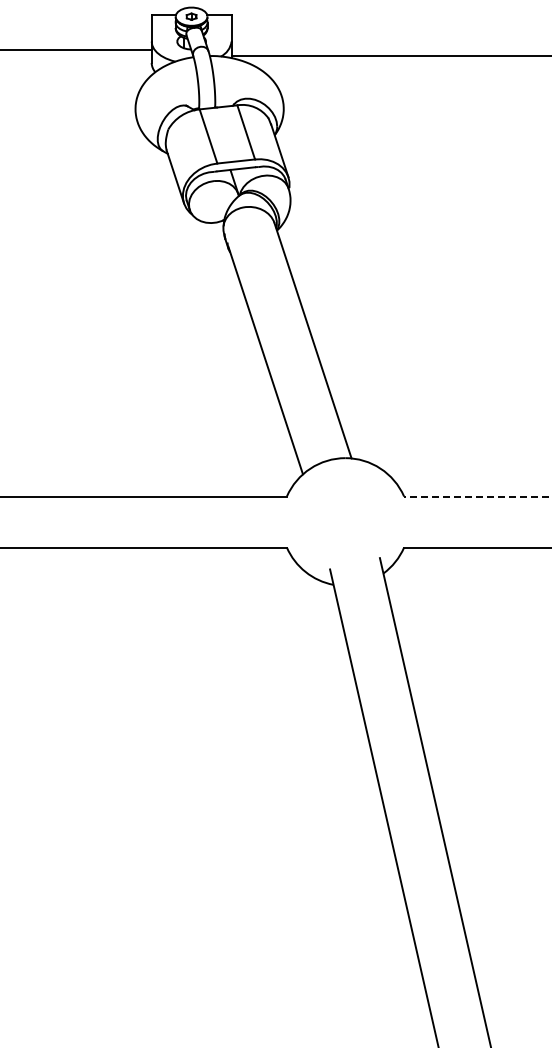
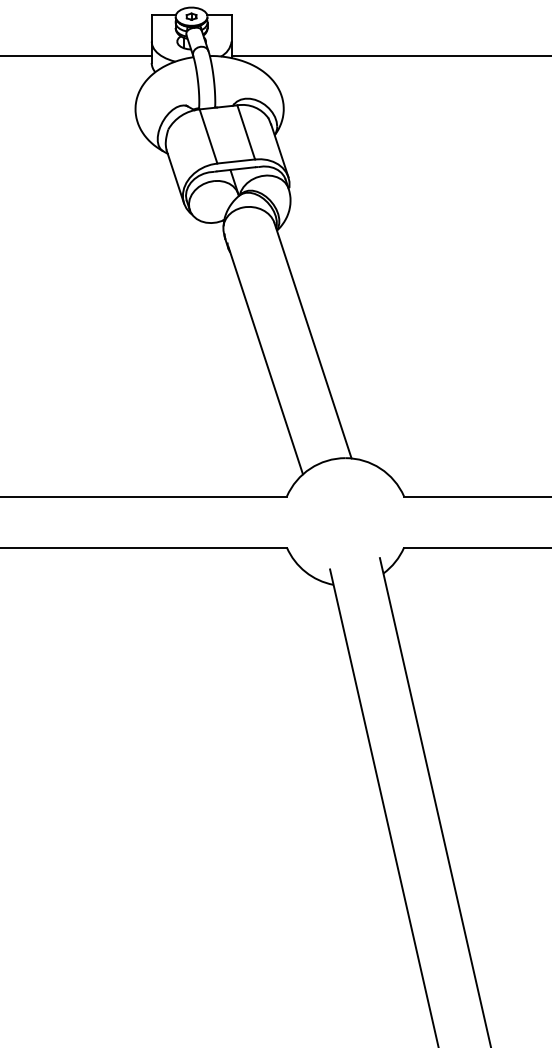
line position: (76, 50) -> (76, 56) (76, 56)
line: dashed -> solid (477, 496)
